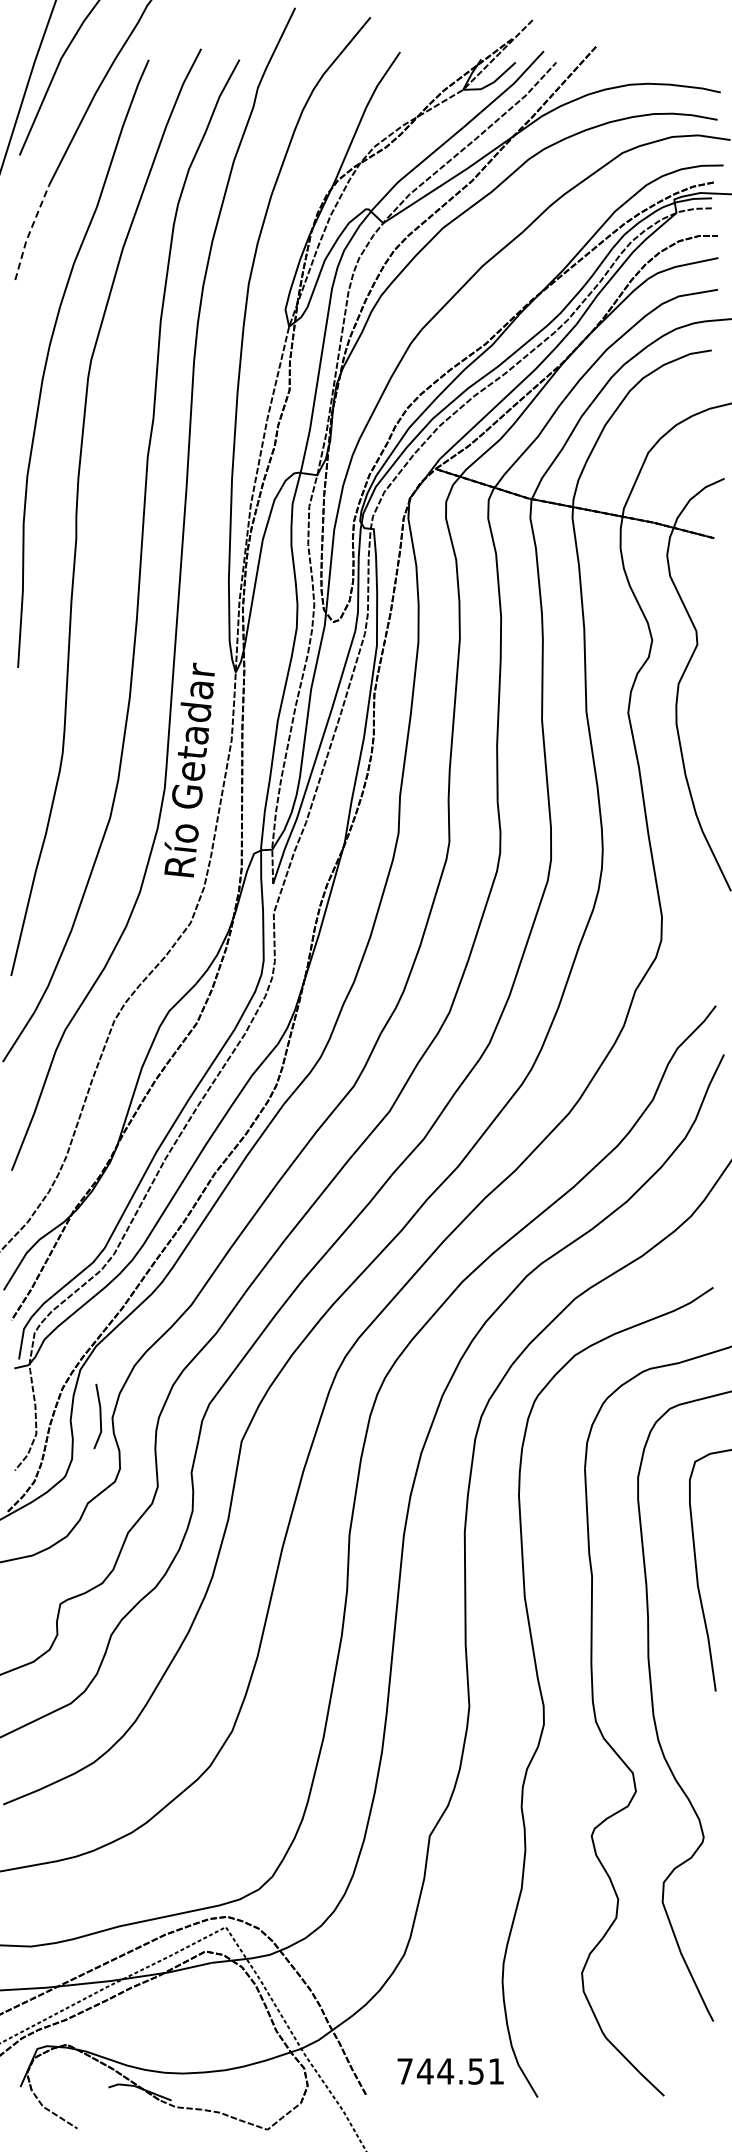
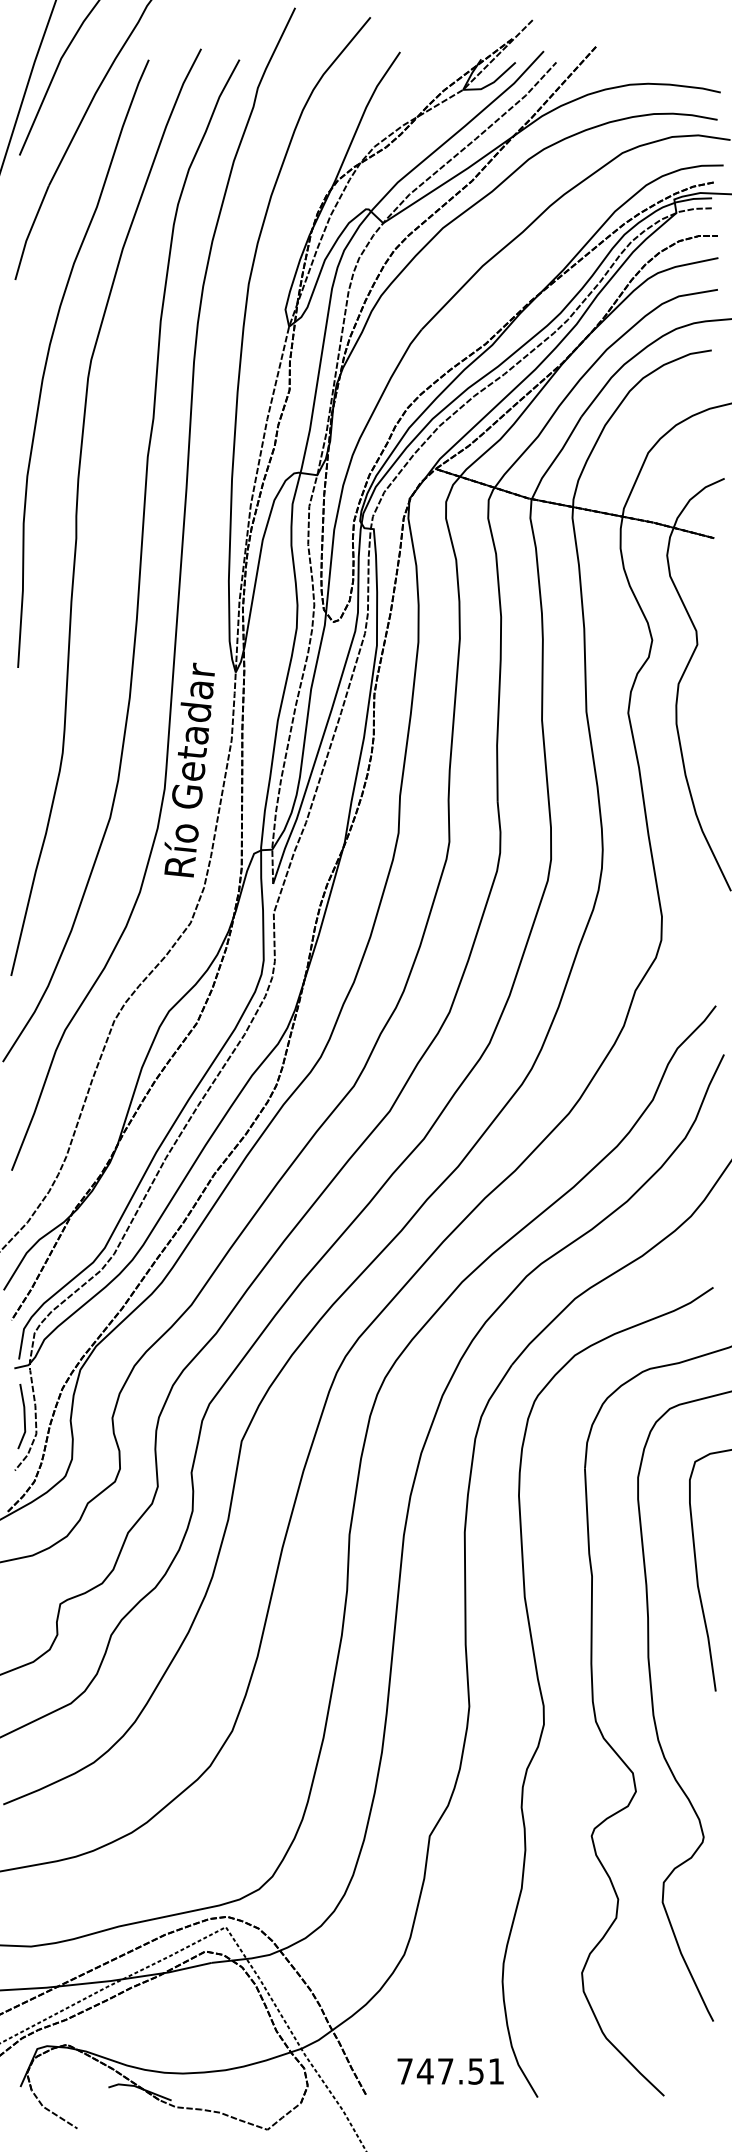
line: dashed -> solid (29, 232)
line position: (99, 1416) -> (23, 1416) (23, 1416)
text: 744.51 -> 747.51 (445, 2071)
